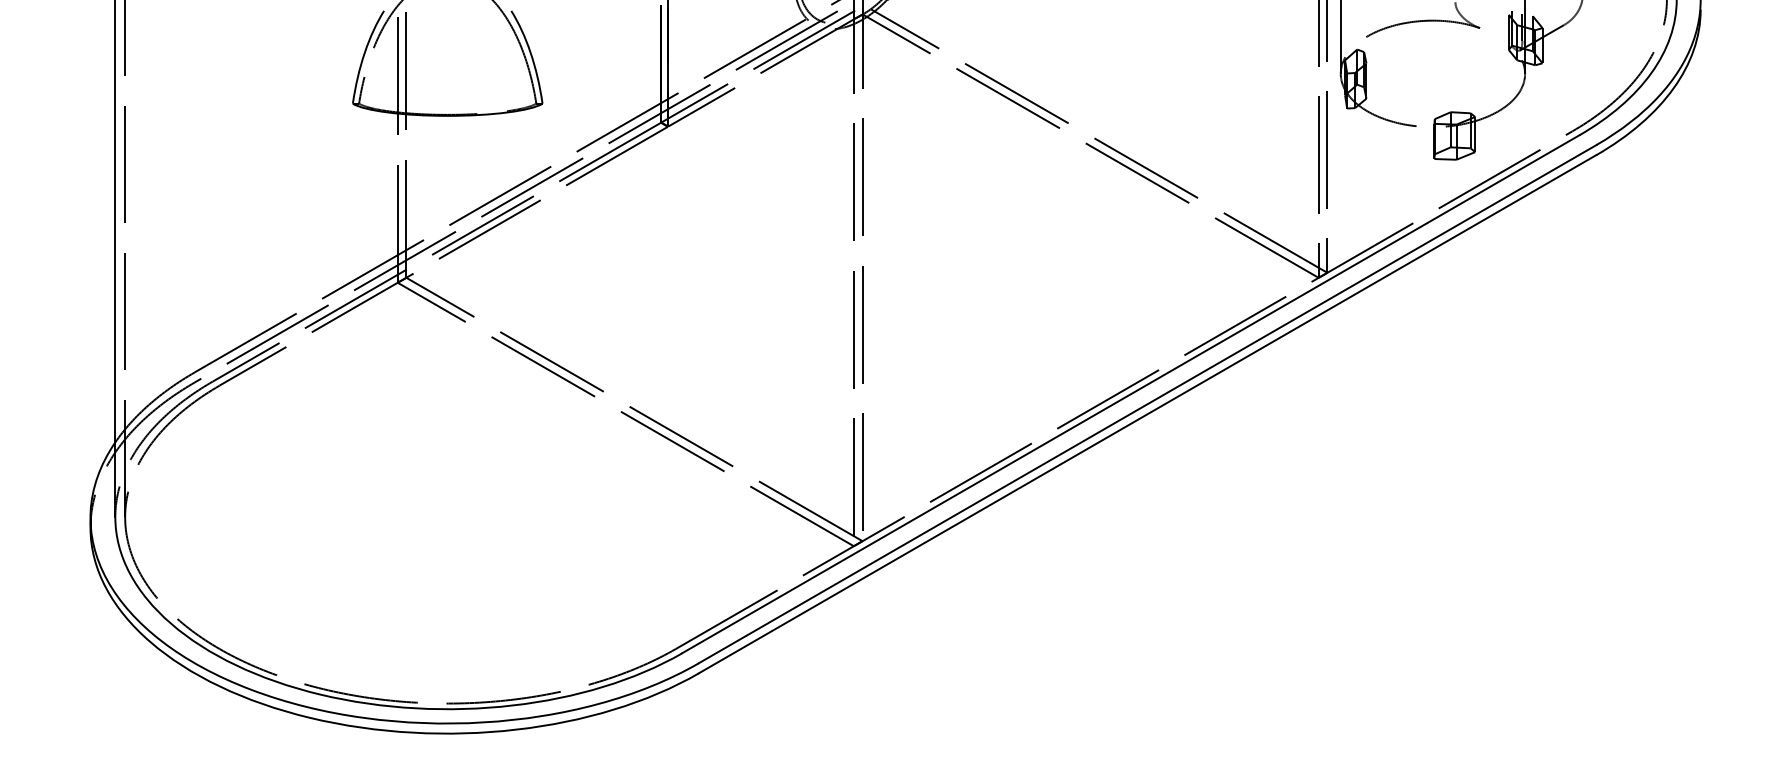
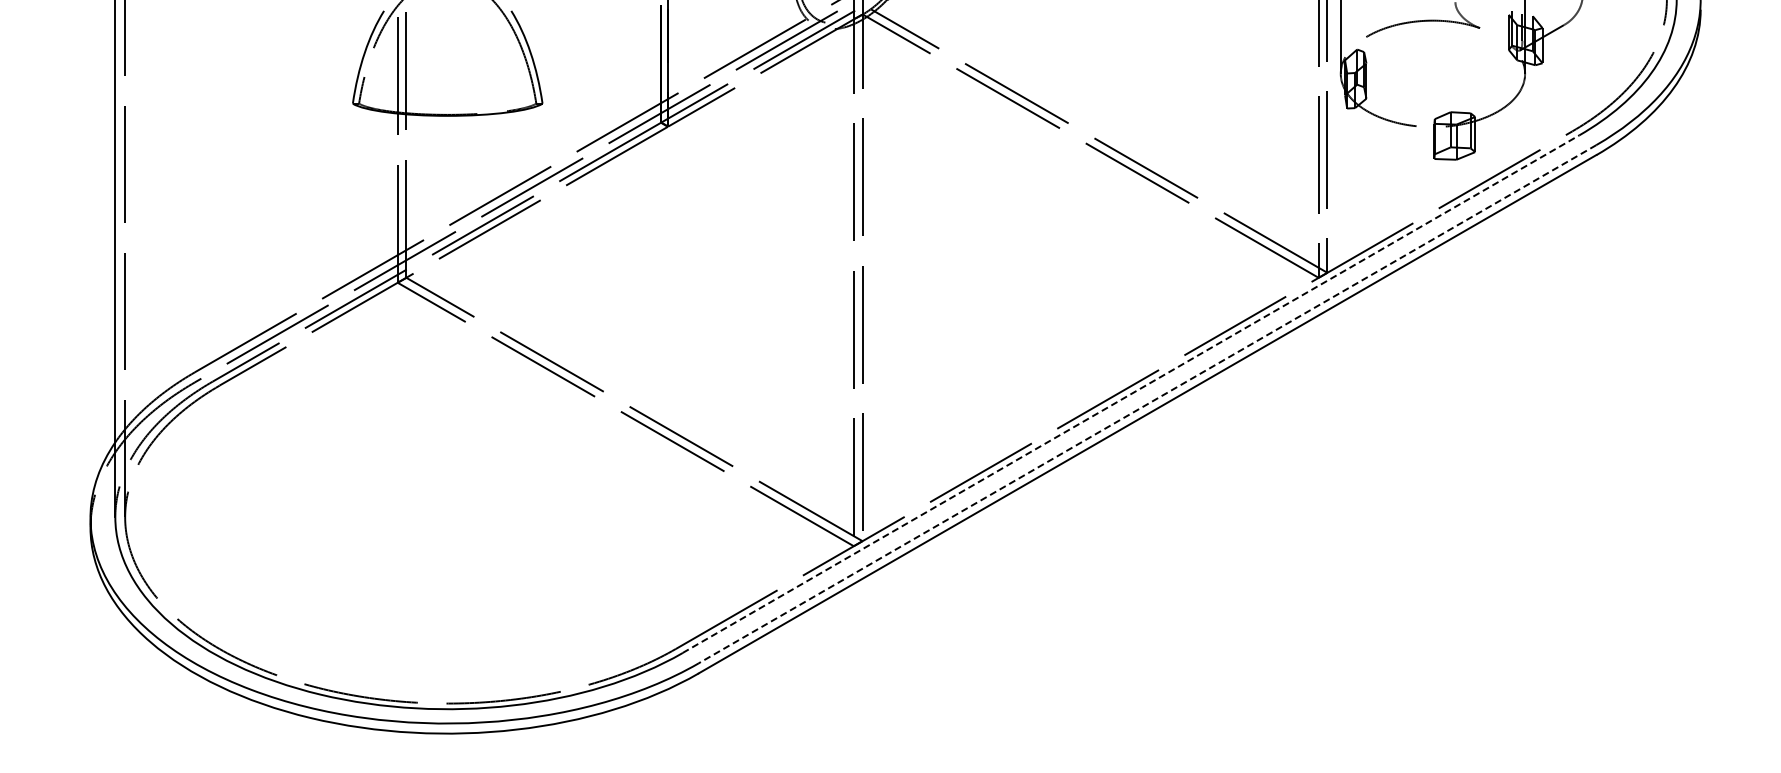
line: solid -> dashed (1131, 394)
line: solid -> dashed (1147, 404)
